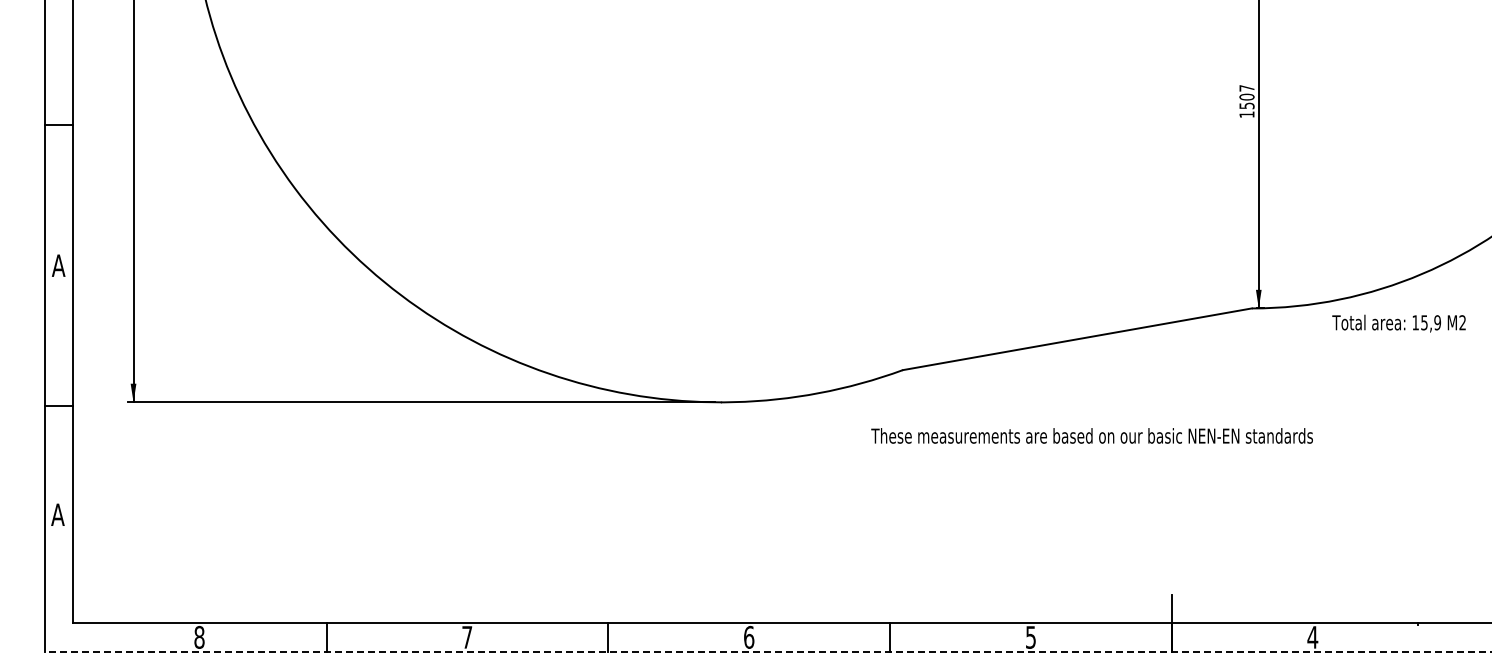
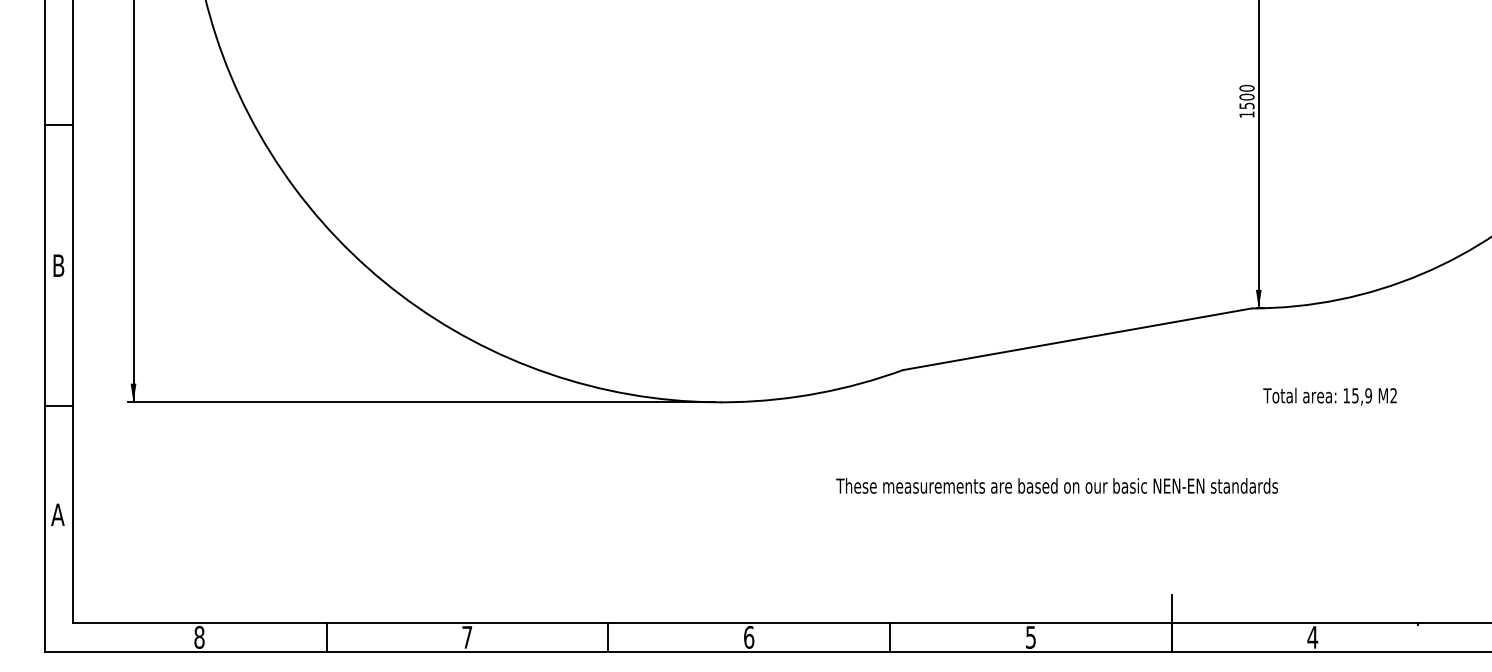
text: 1507 -> 1500 (1246, 88)
text: A -> B (58, 265)
text position: (1398, 323) -> (1329, 396) (1329, 396)
text position: (1091, 435) -> (1056, 485) (1056, 485)
line: dashed -> solid (767, 651)
